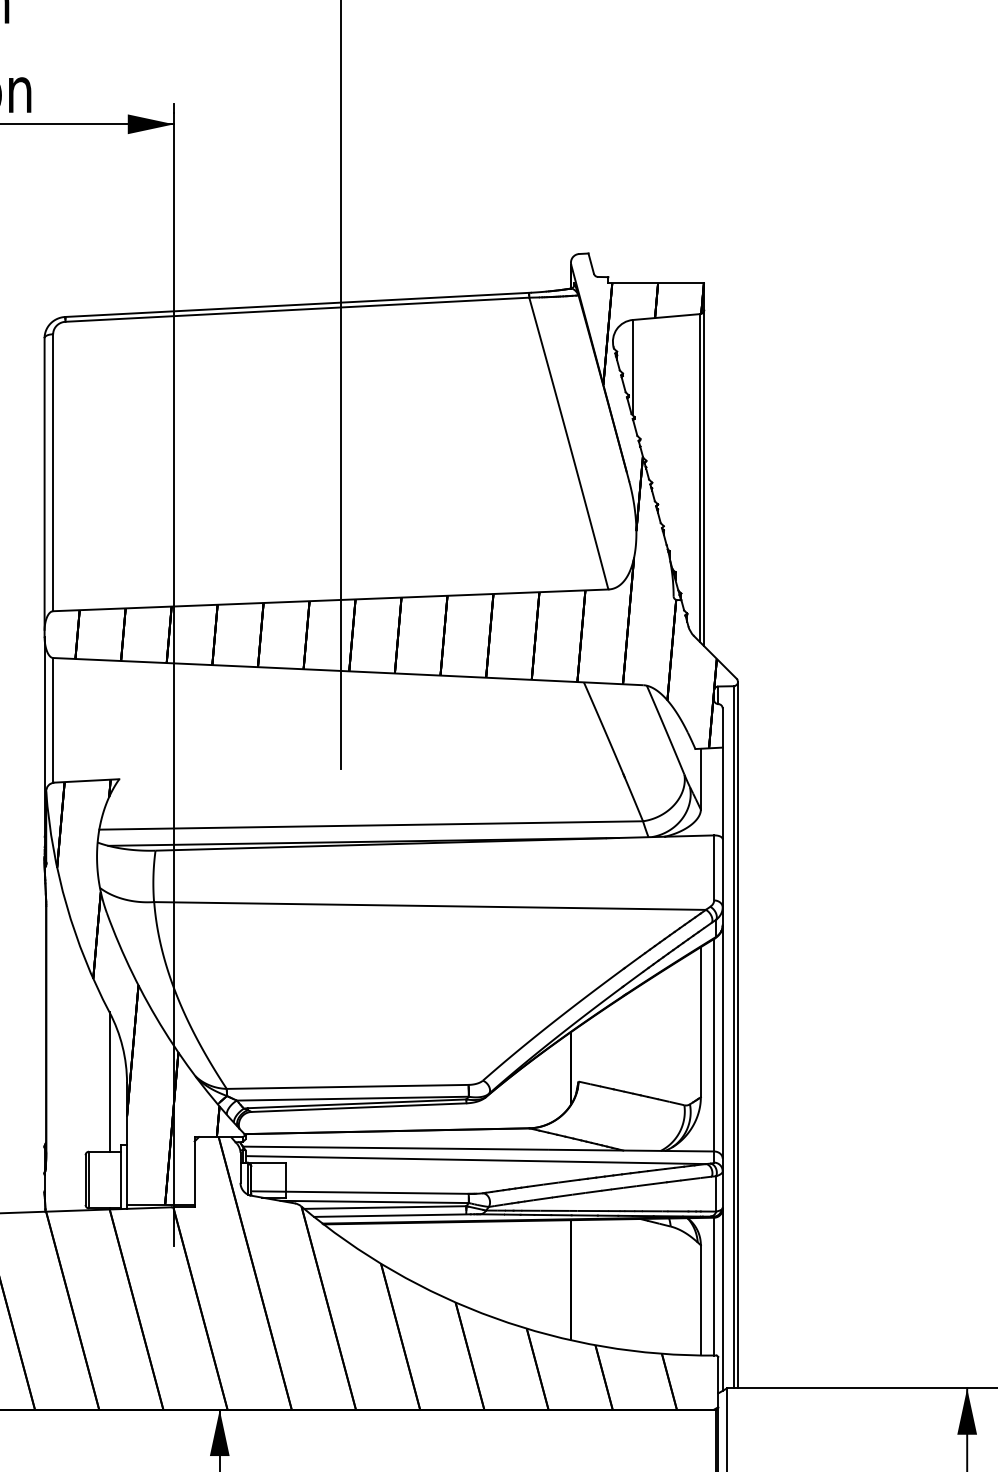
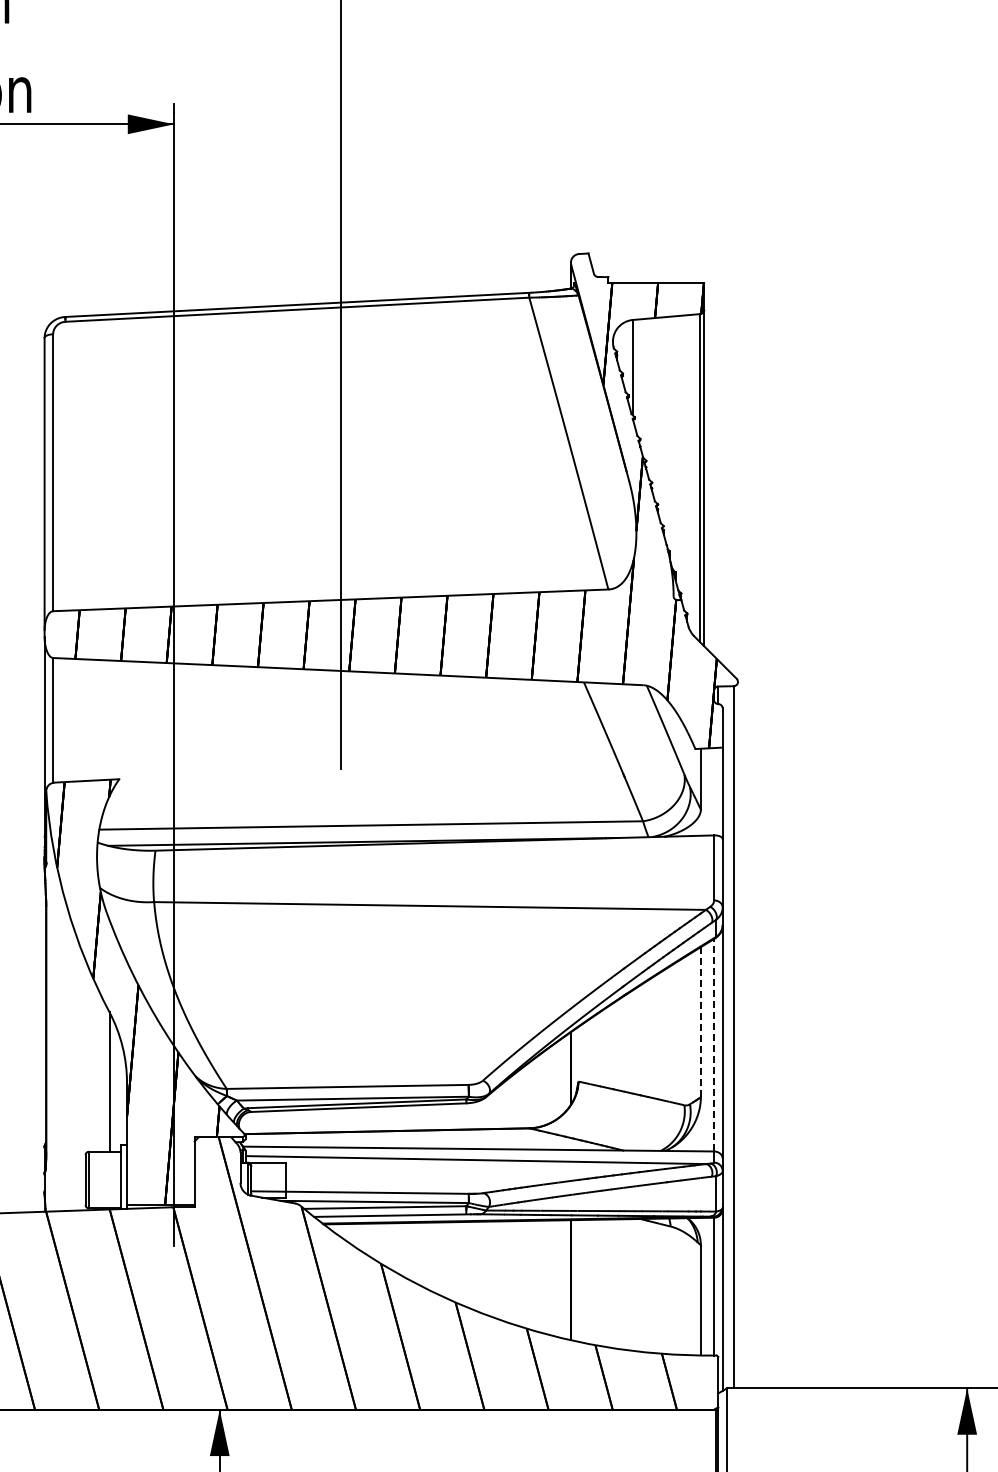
line: solid -> dashed (700, 1022)
line: present -> none (738, 1034)
line: solid -> dashed (714, 1044)
